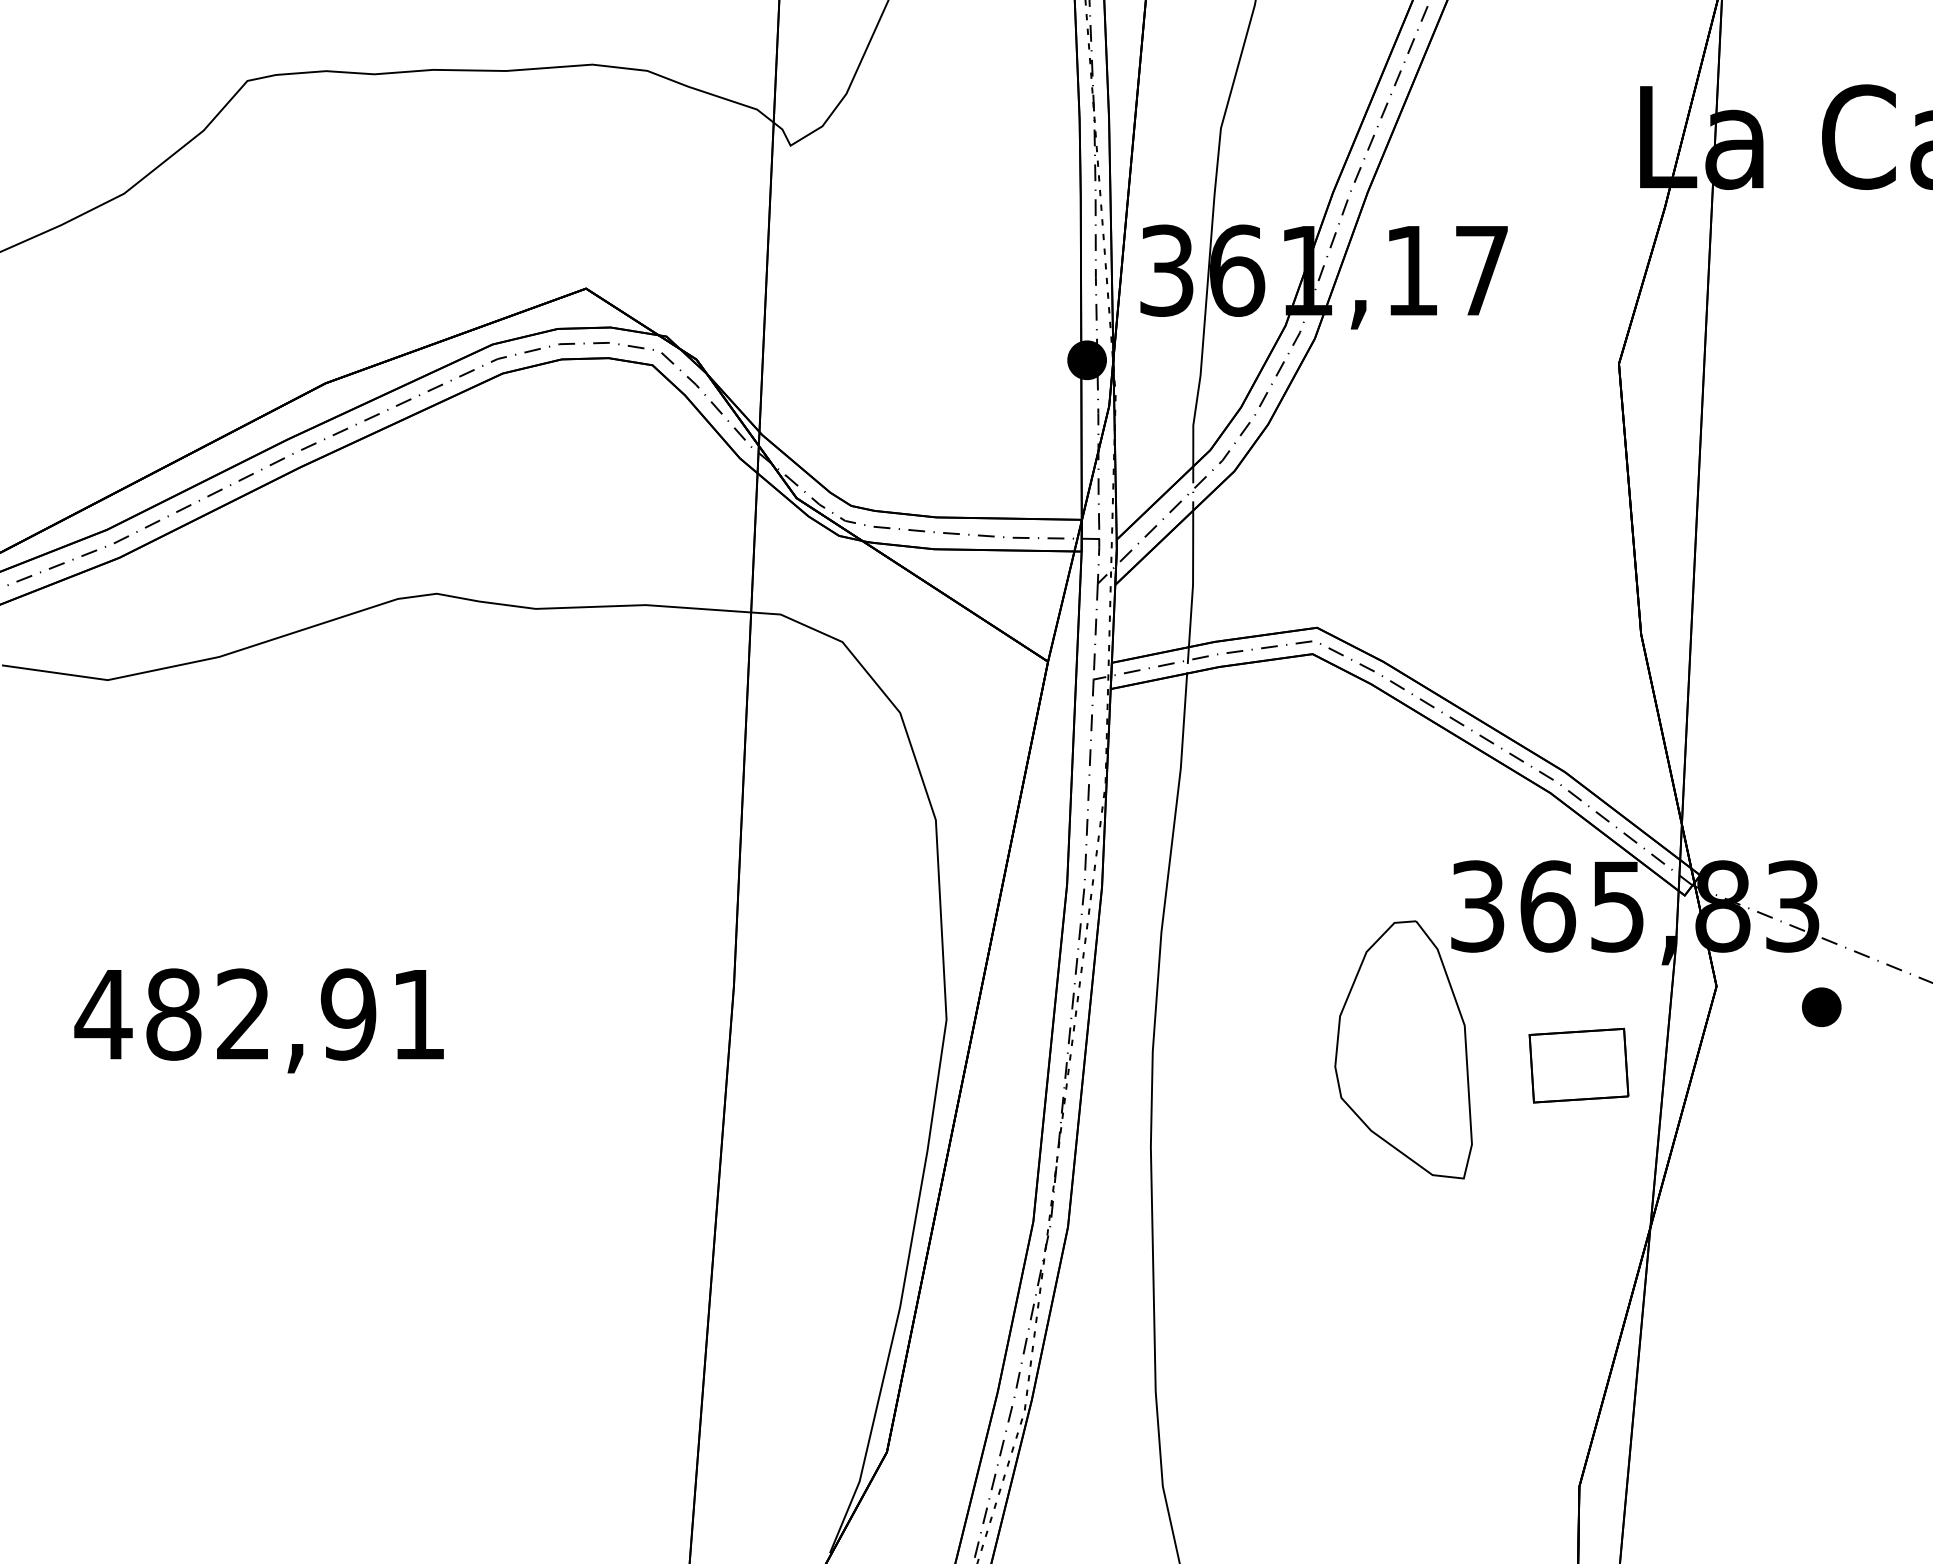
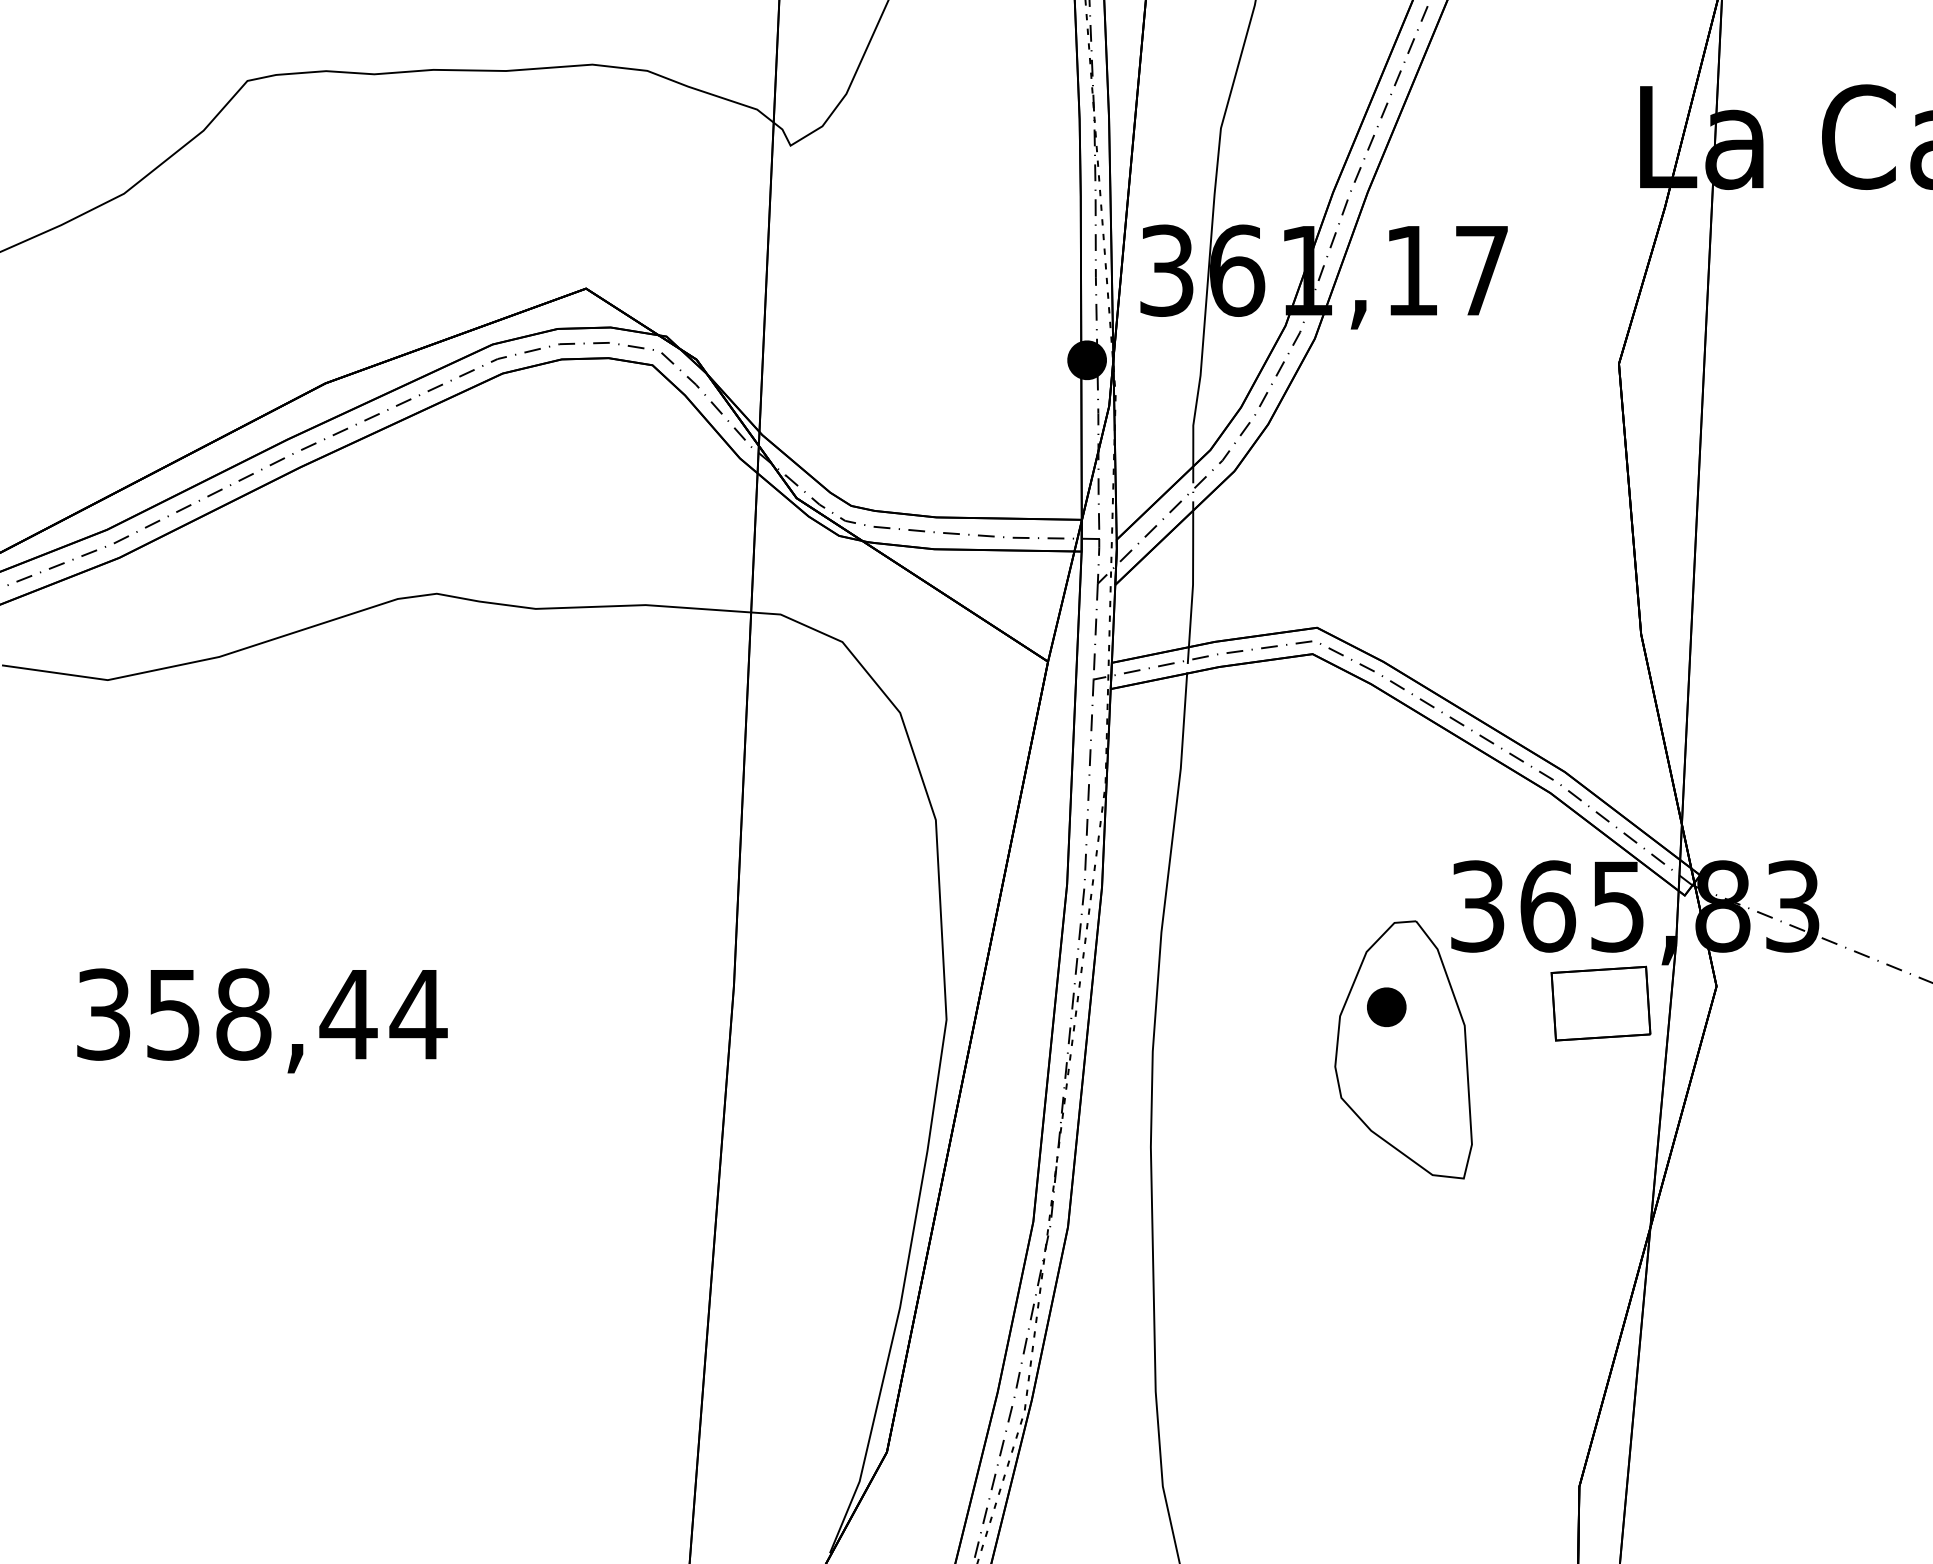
part position: (1821, 1006) -> (1386, 1006) (1386, 1006)
text: 482,91 -> 358,44 (260, 1014)
part position: (1578, 1065) -> (1600, 1003) (1600, 1003)
